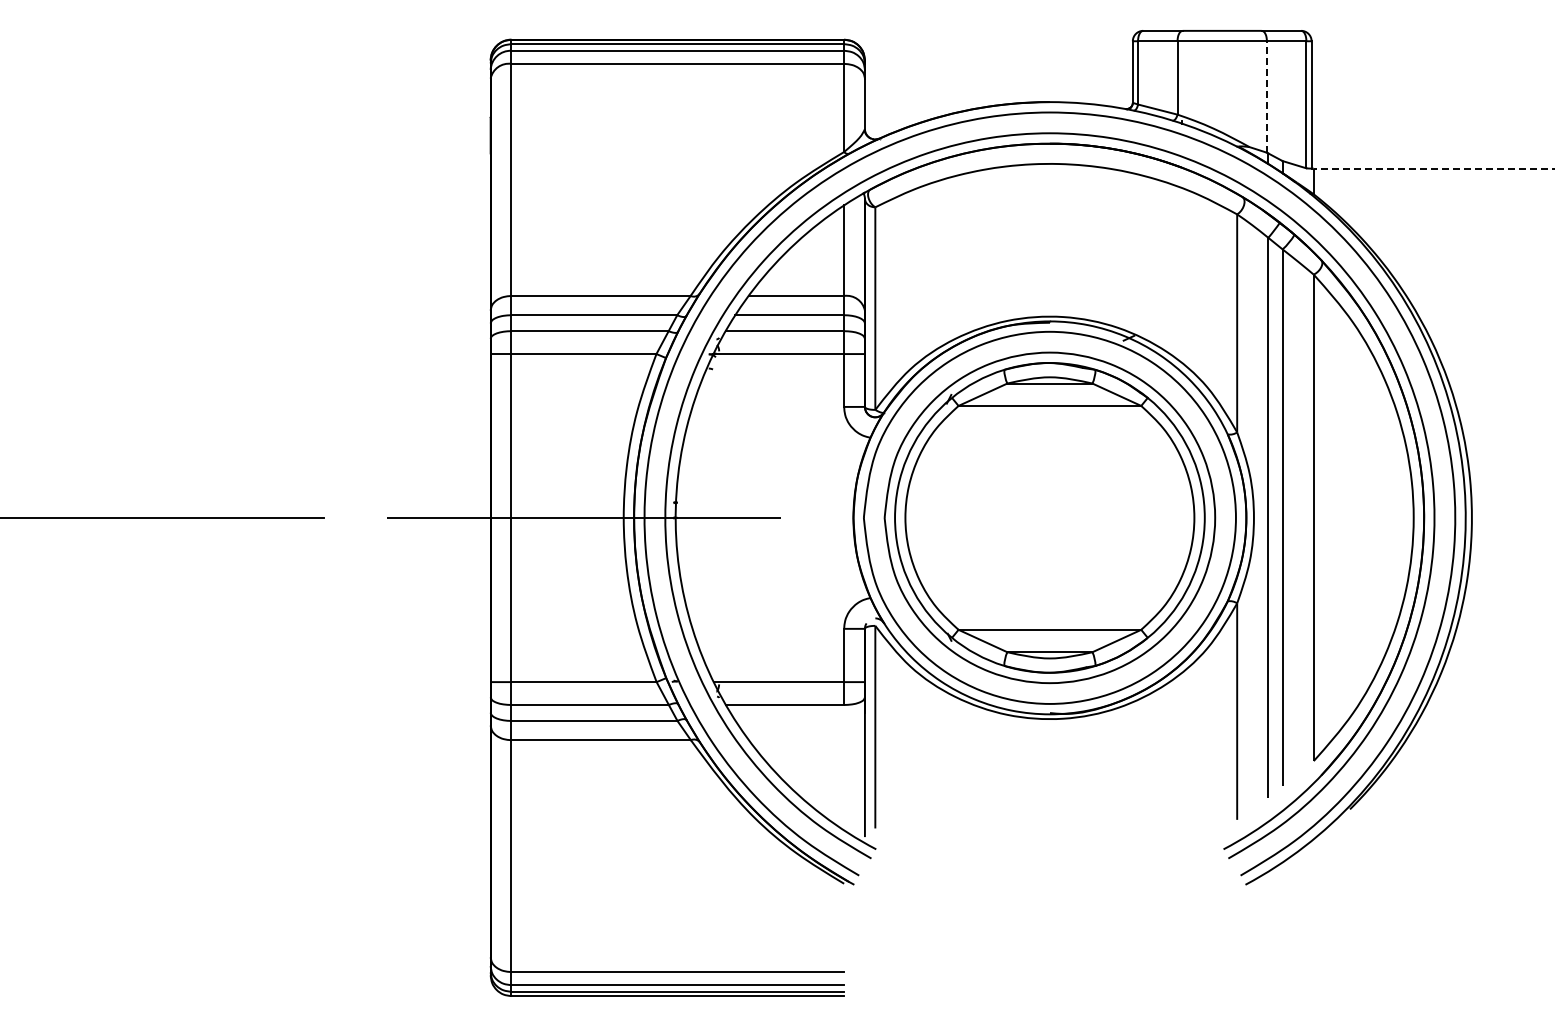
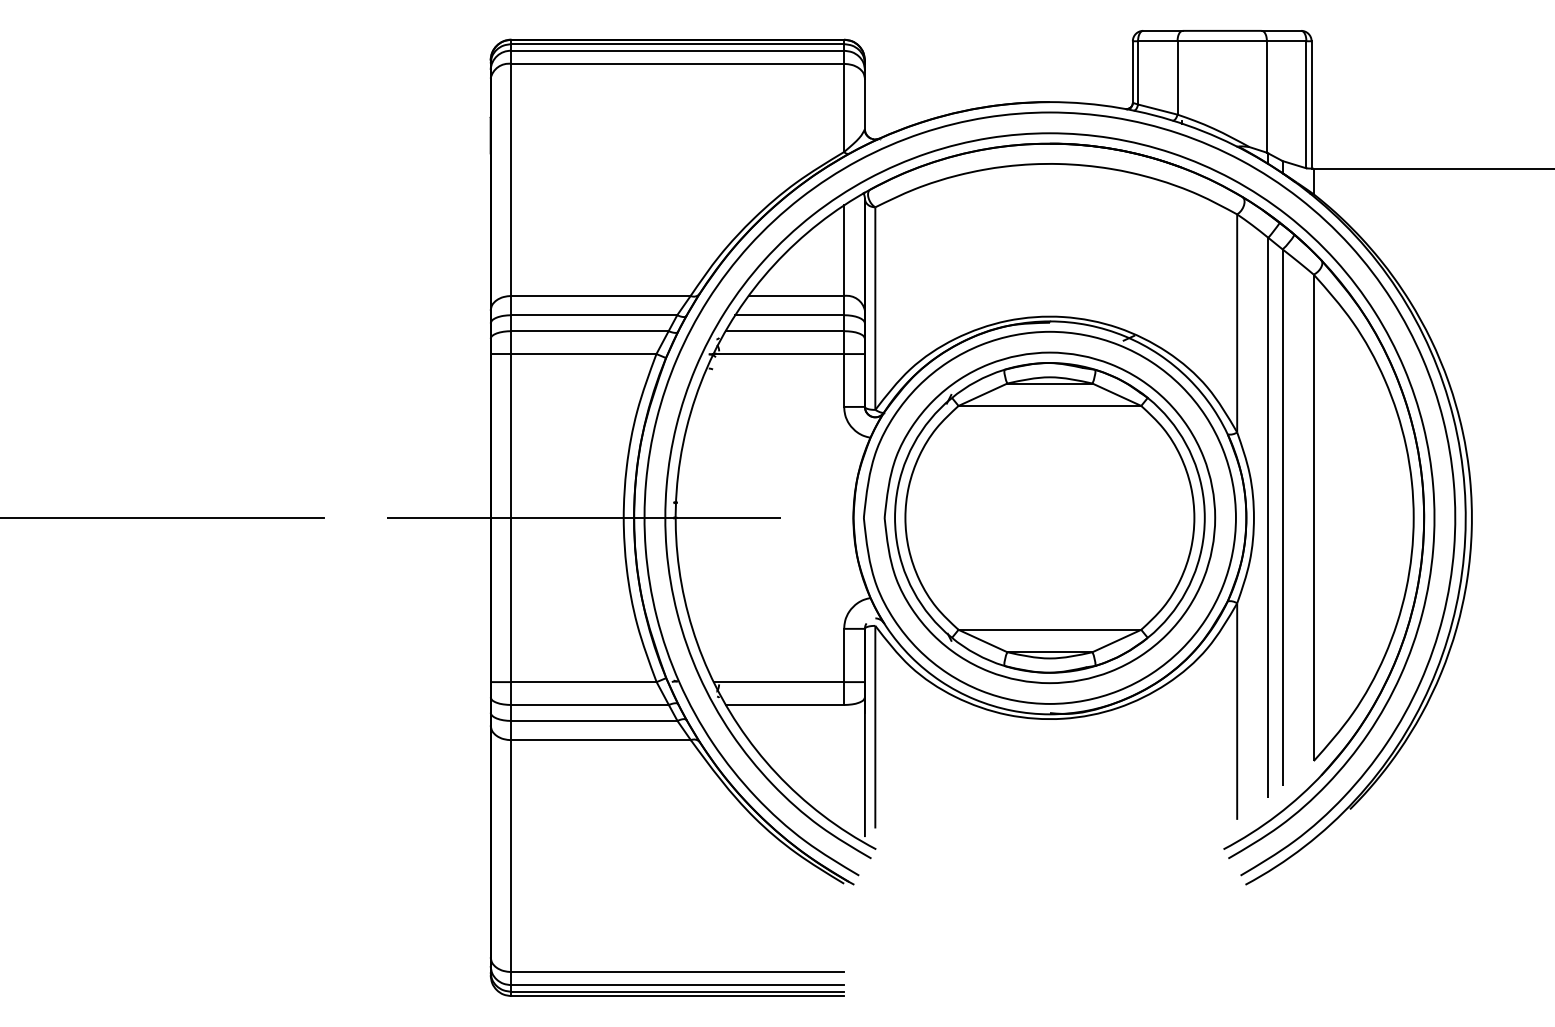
line: dashed -> solid (1266, 96)
line: dashed -> solid (1433, 168)
